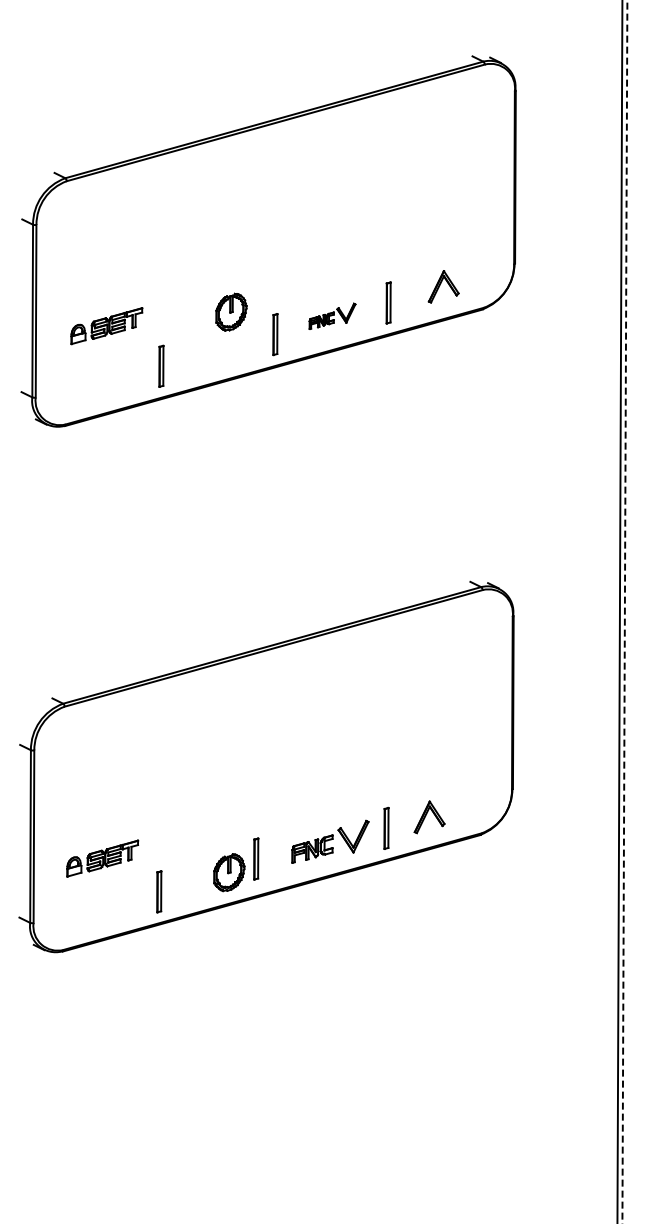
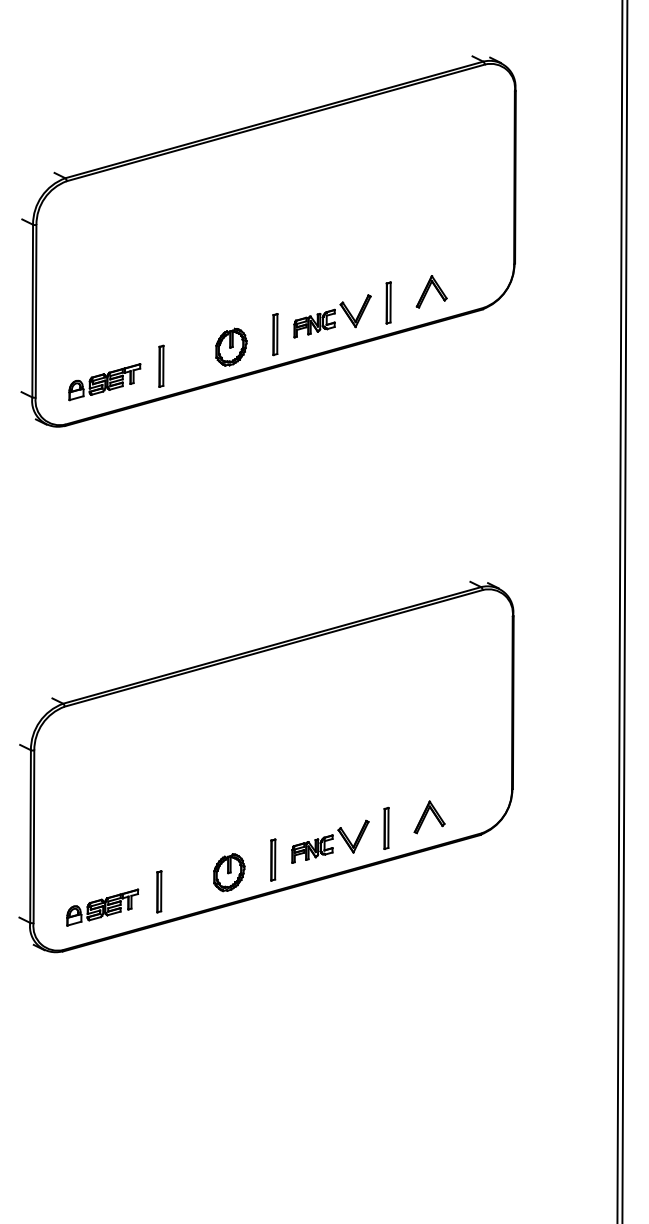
part position: (443, 286) -> (431, 291) (431, 291)
part position: (231, 311) -> (231, 346) (231, 346)
part size: 49x28 px -> 79x45 px (332, 316)
part position: (106, 326) -> (104, 382) (104, 382)
line: dashed -> solid (624, 611)
part position: (102, 858) -> (102, 907) (102, 907)
part position: (256, 858) -> (273, 859) (273, 859)
